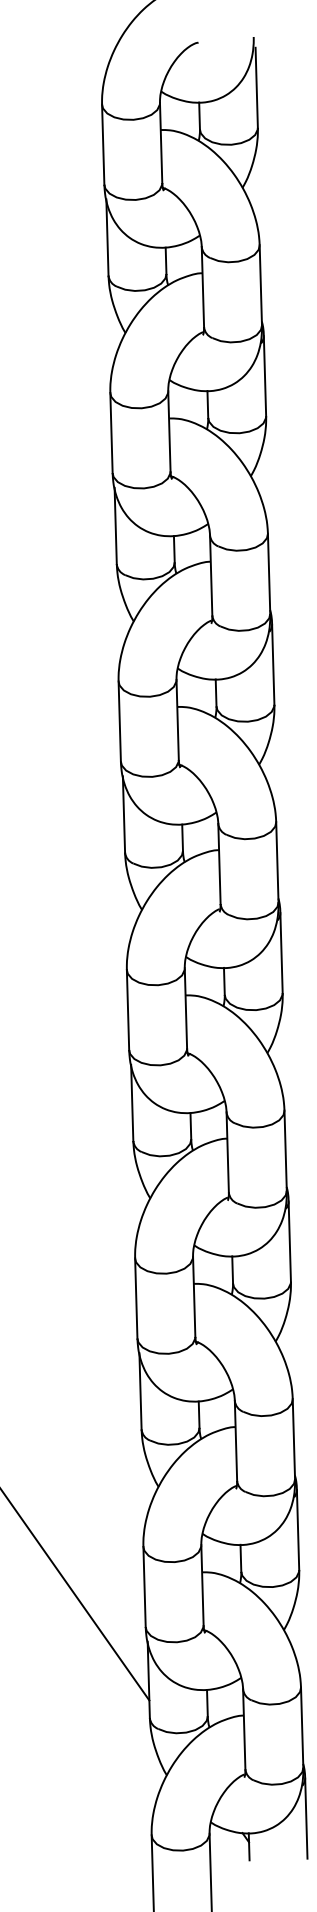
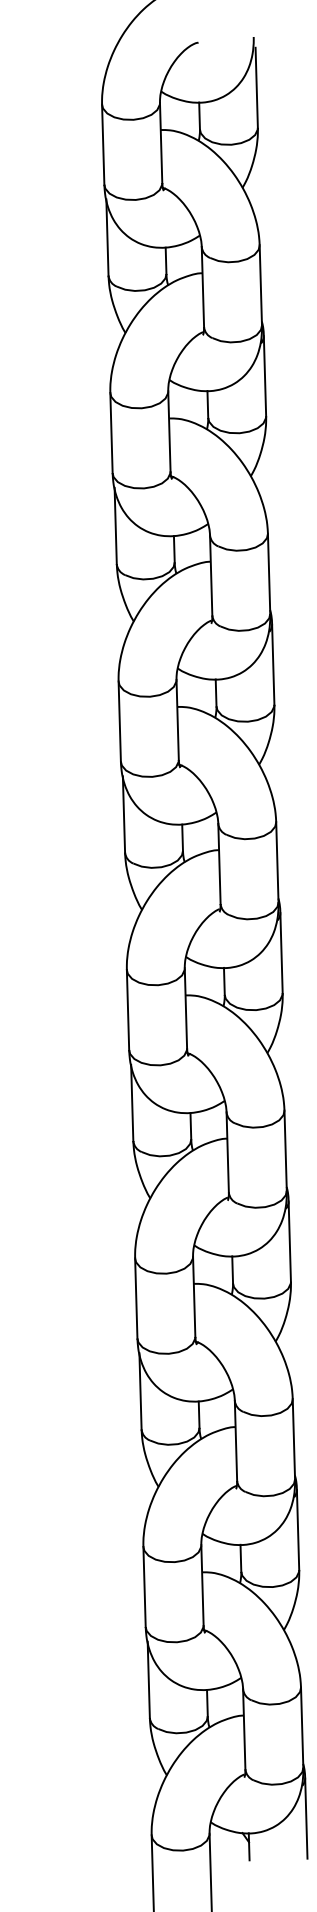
line: present -> none (75, 1595)
